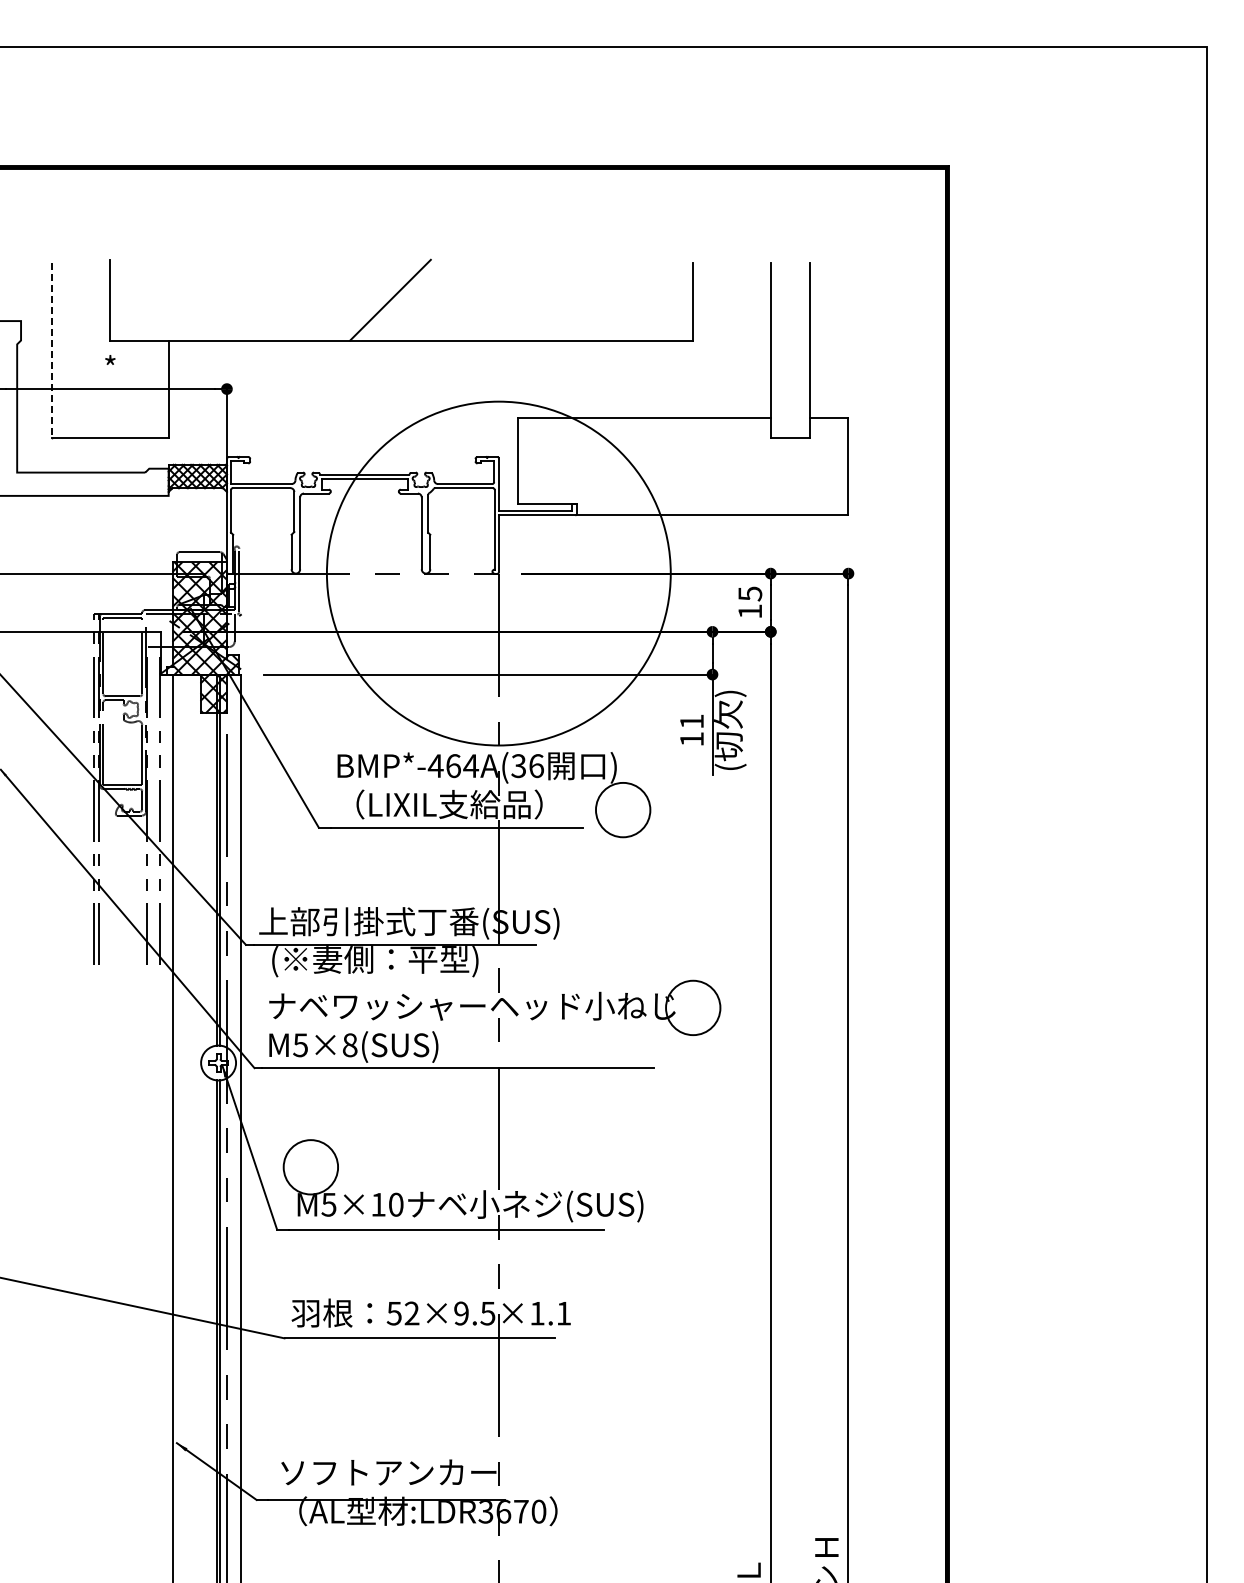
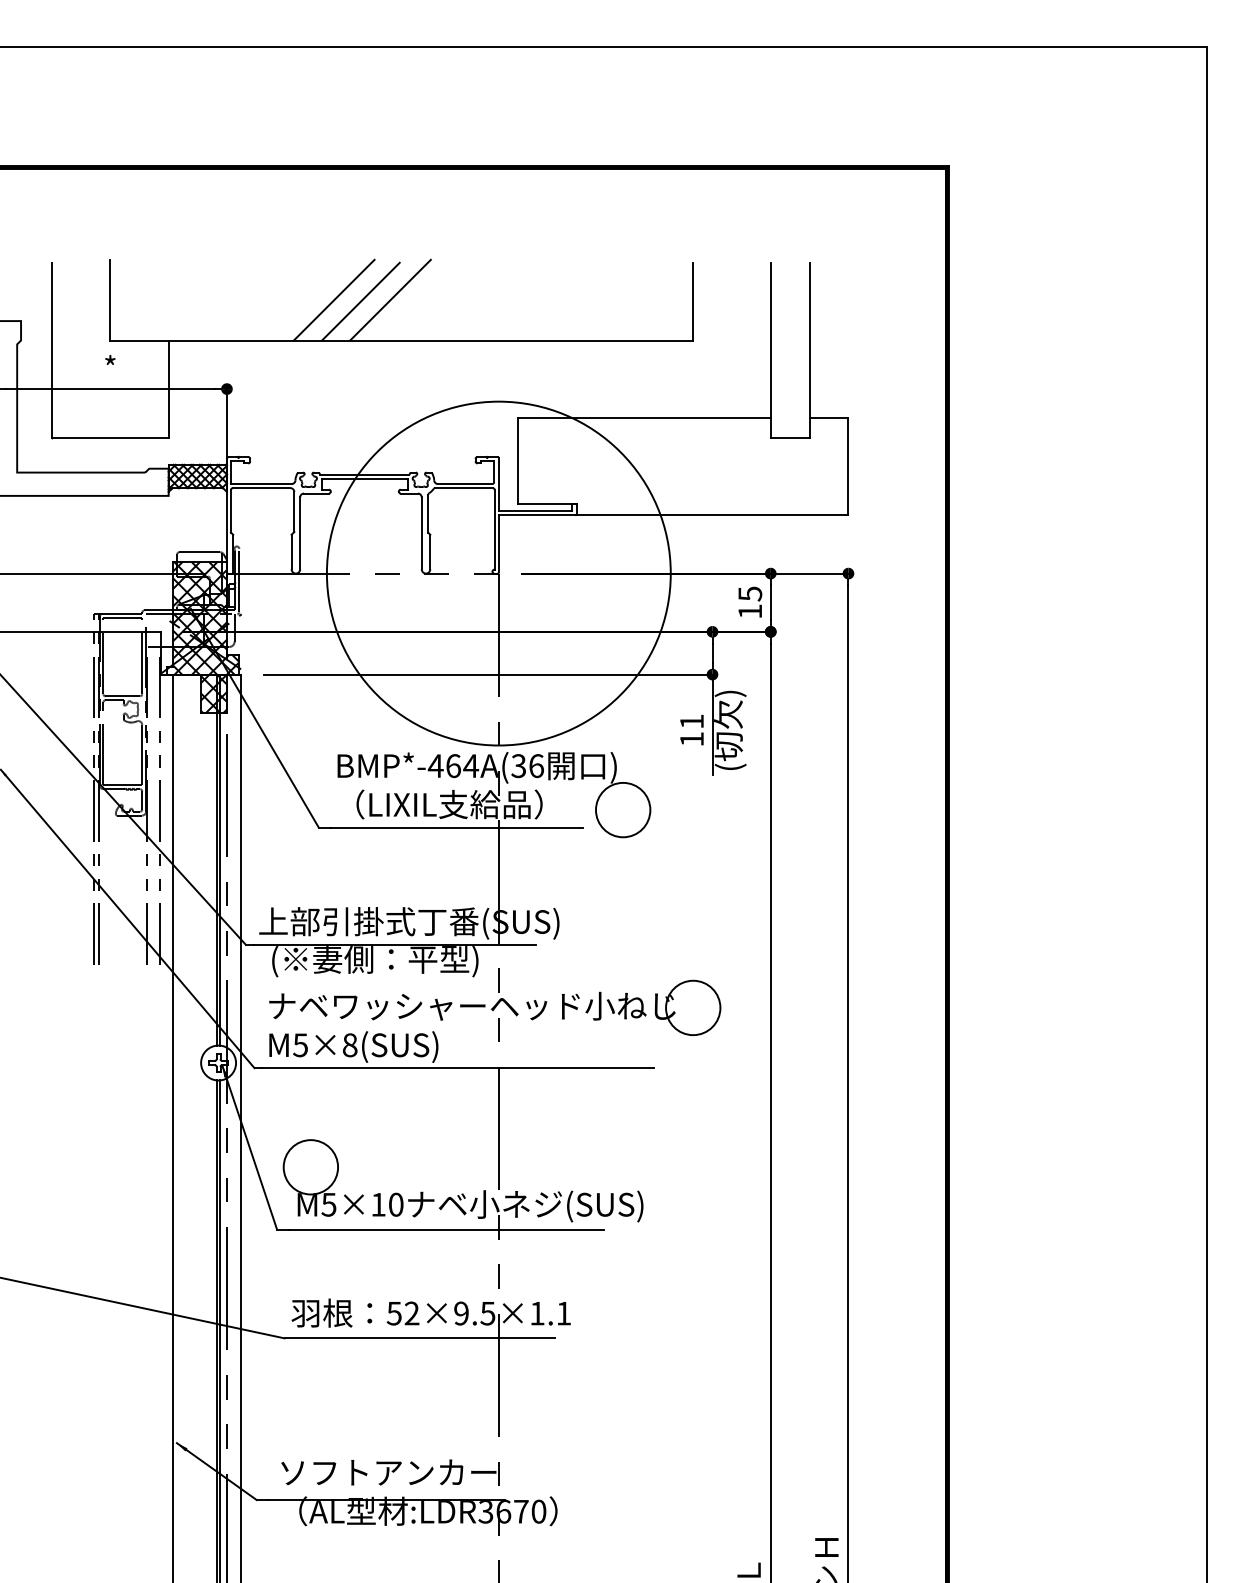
line: none -> present (333, 299)
line: none -> present (360, 301)
line: dashed -> solid (52, 350)
